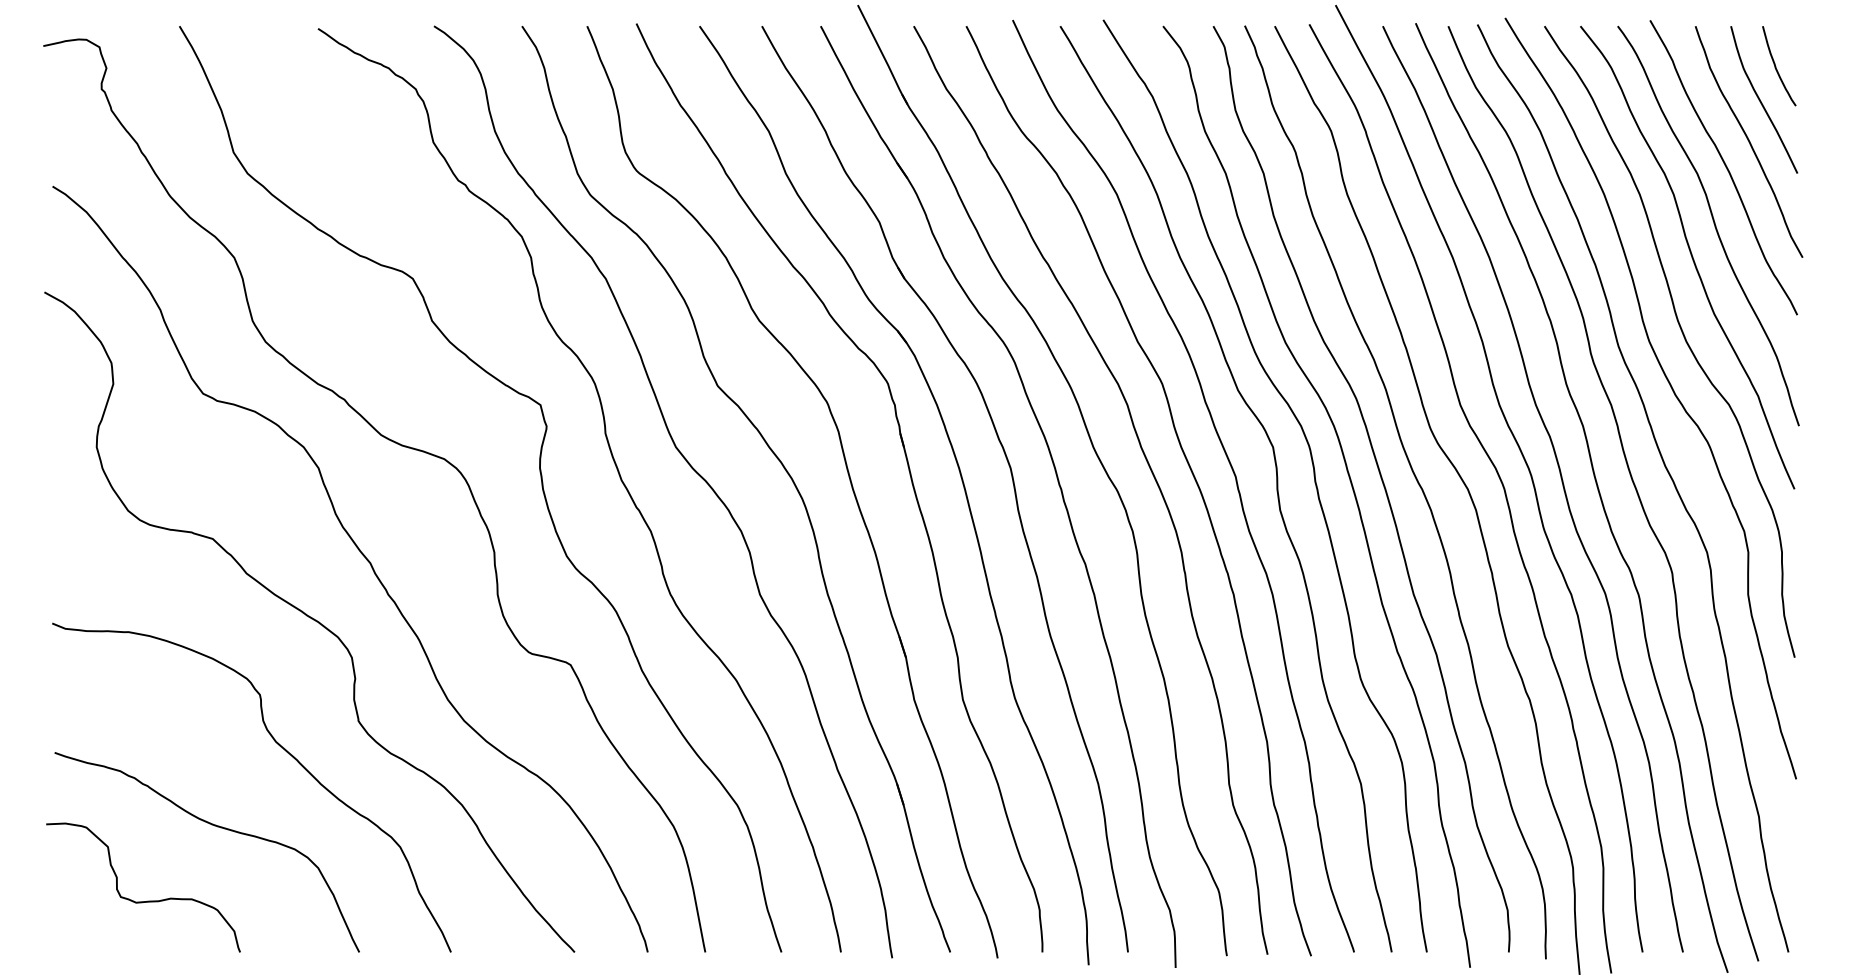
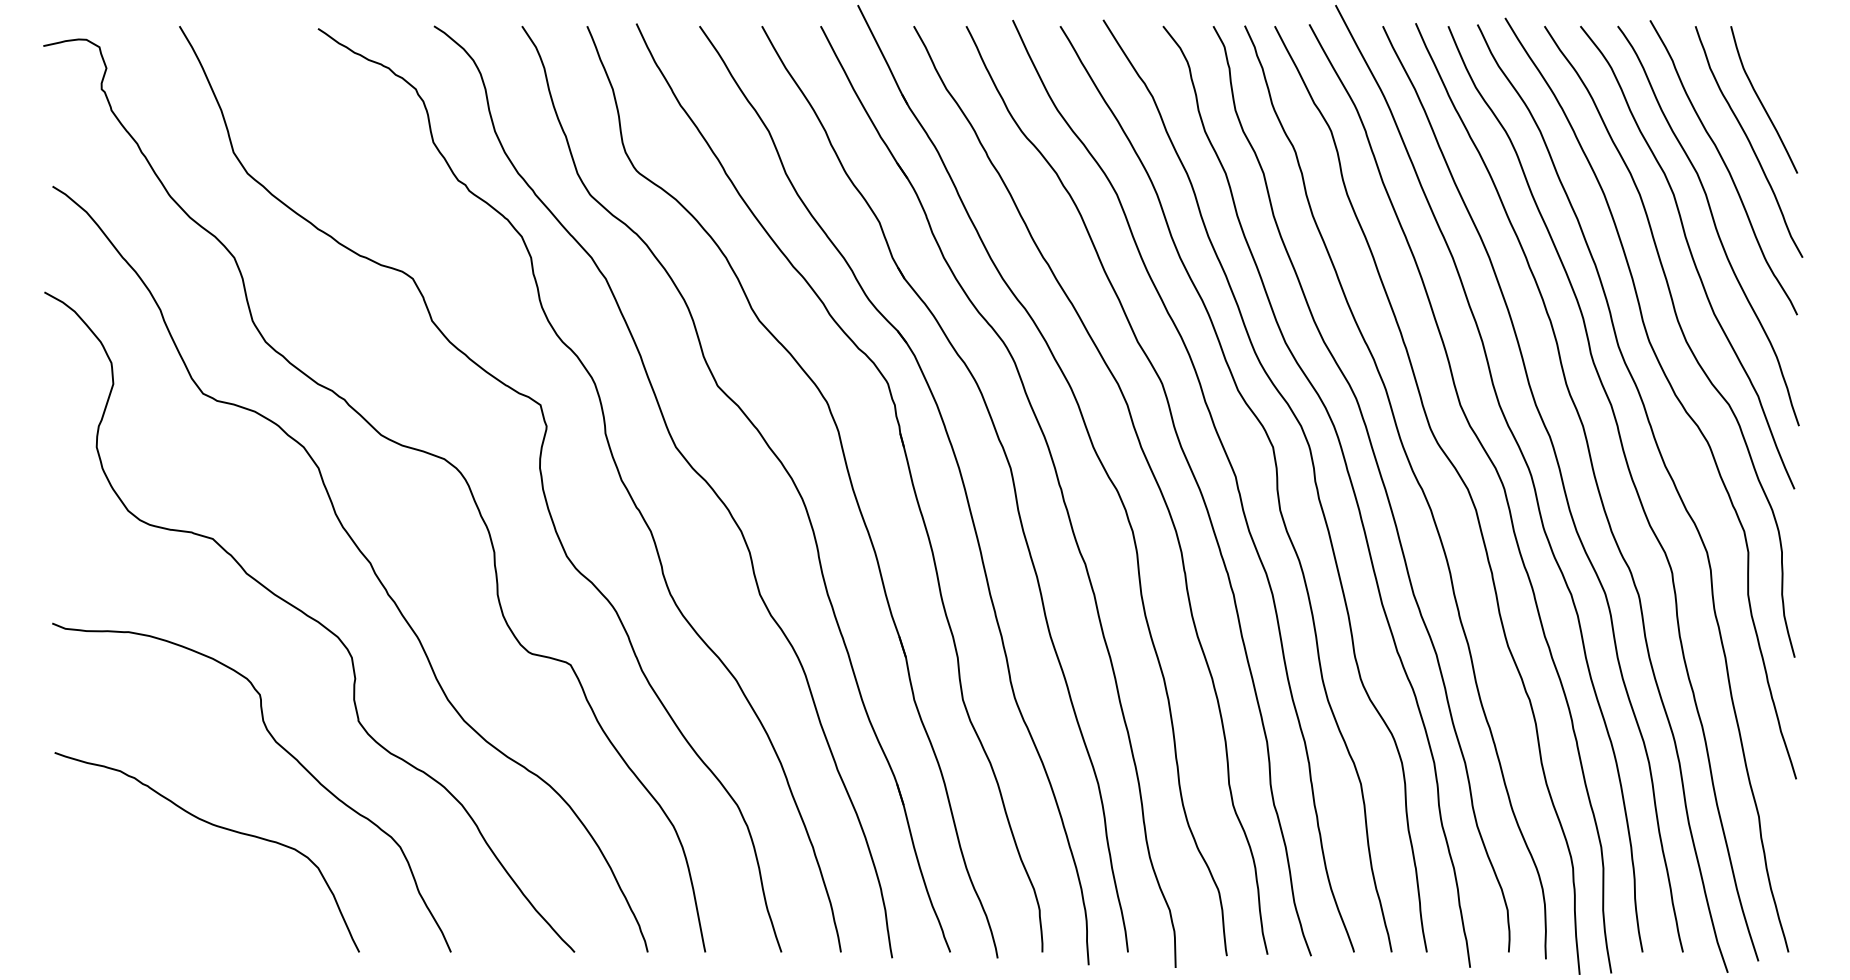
curve: present -> none (1776, 66)
curve: present -> none (147, 900)
